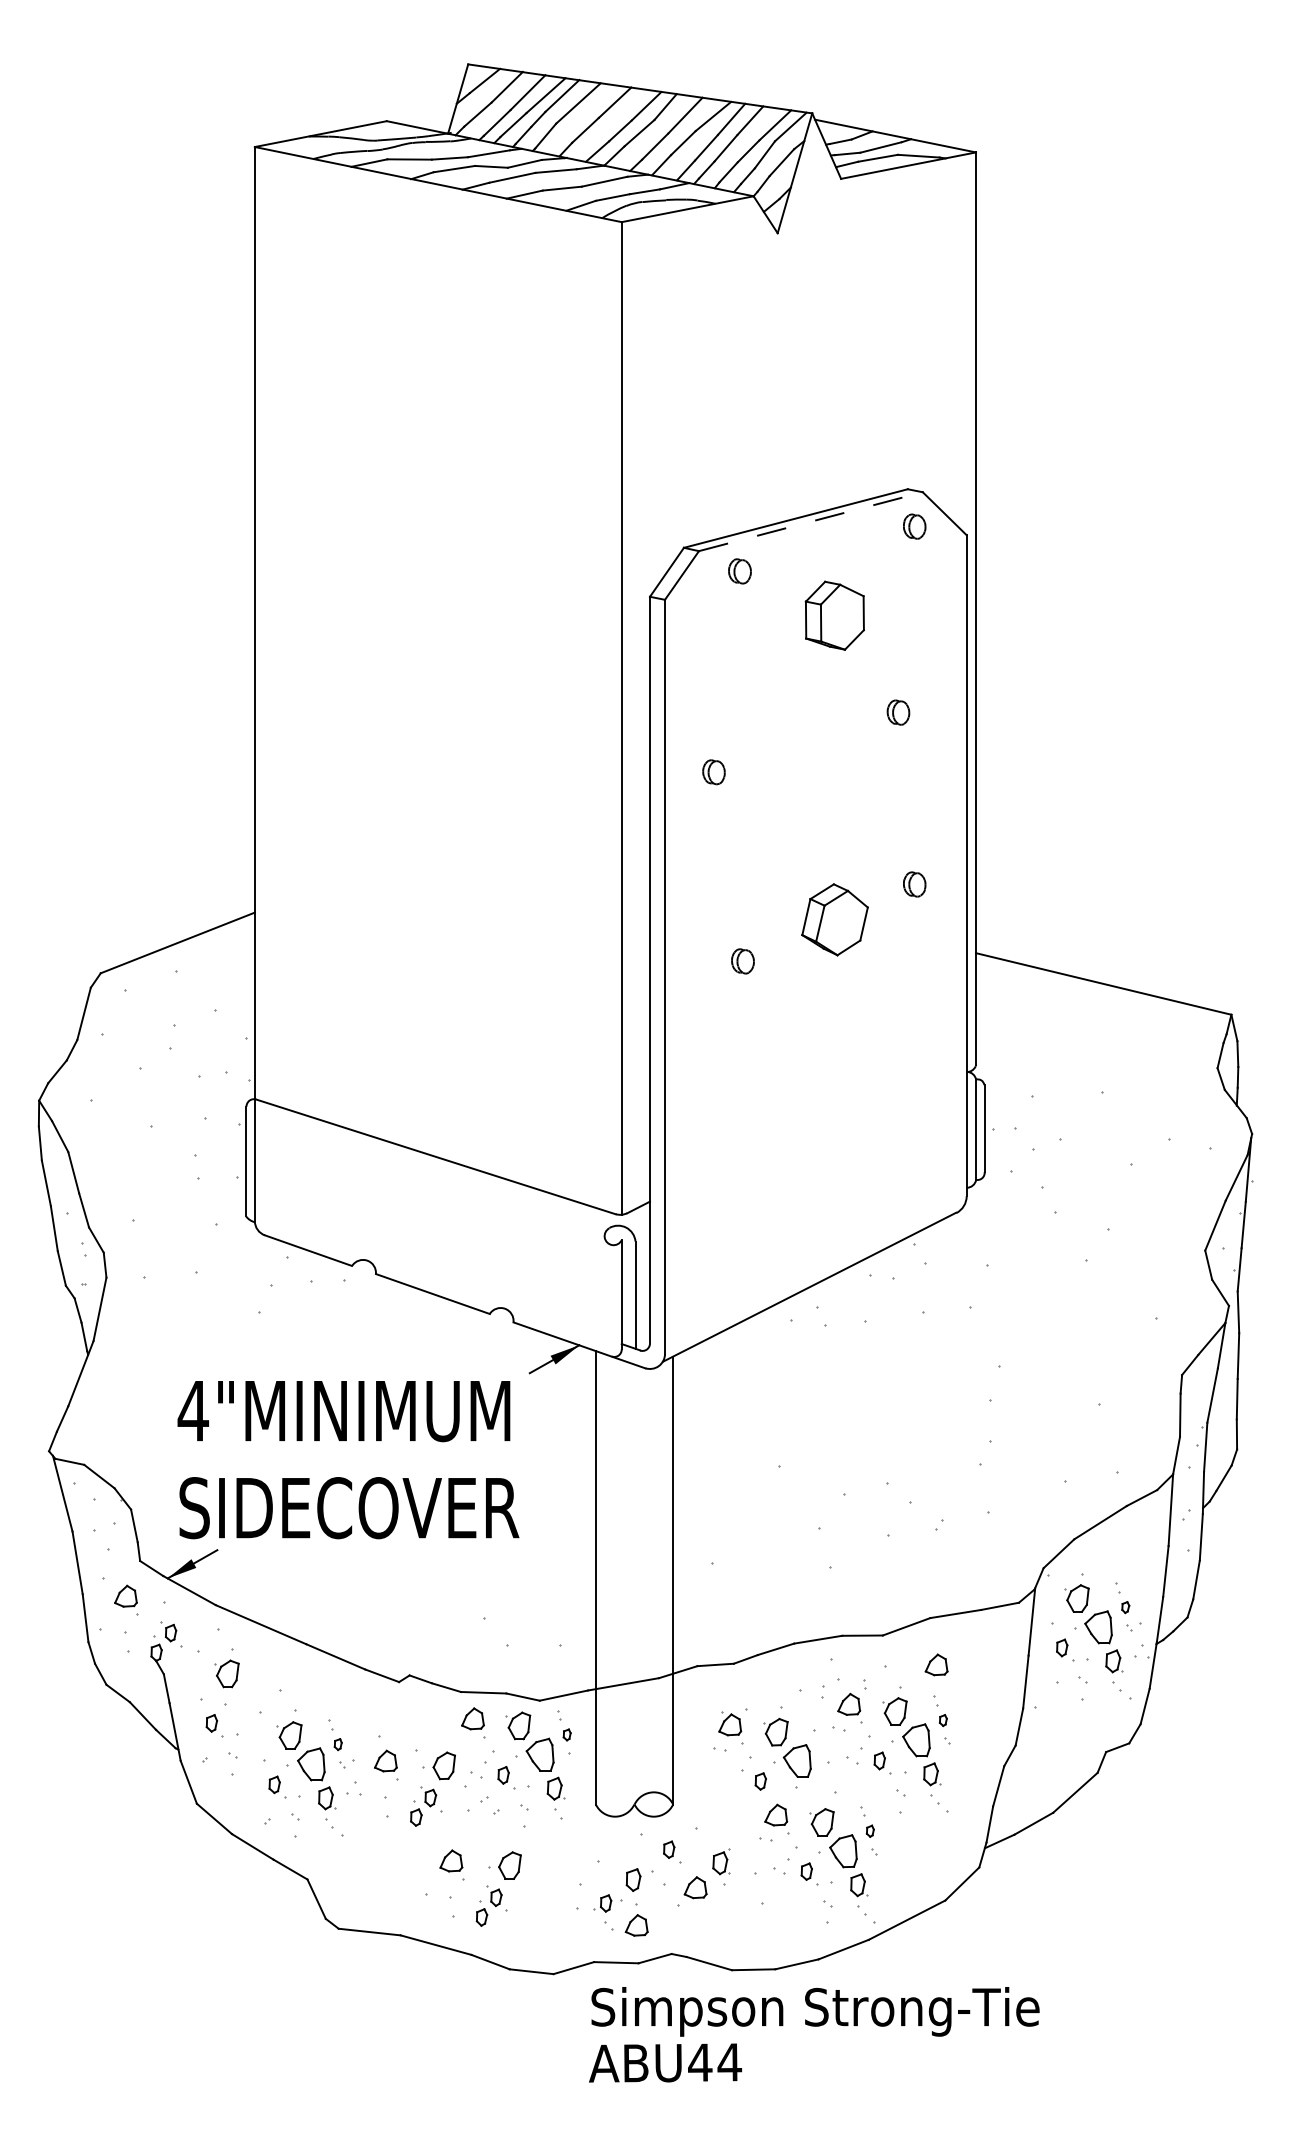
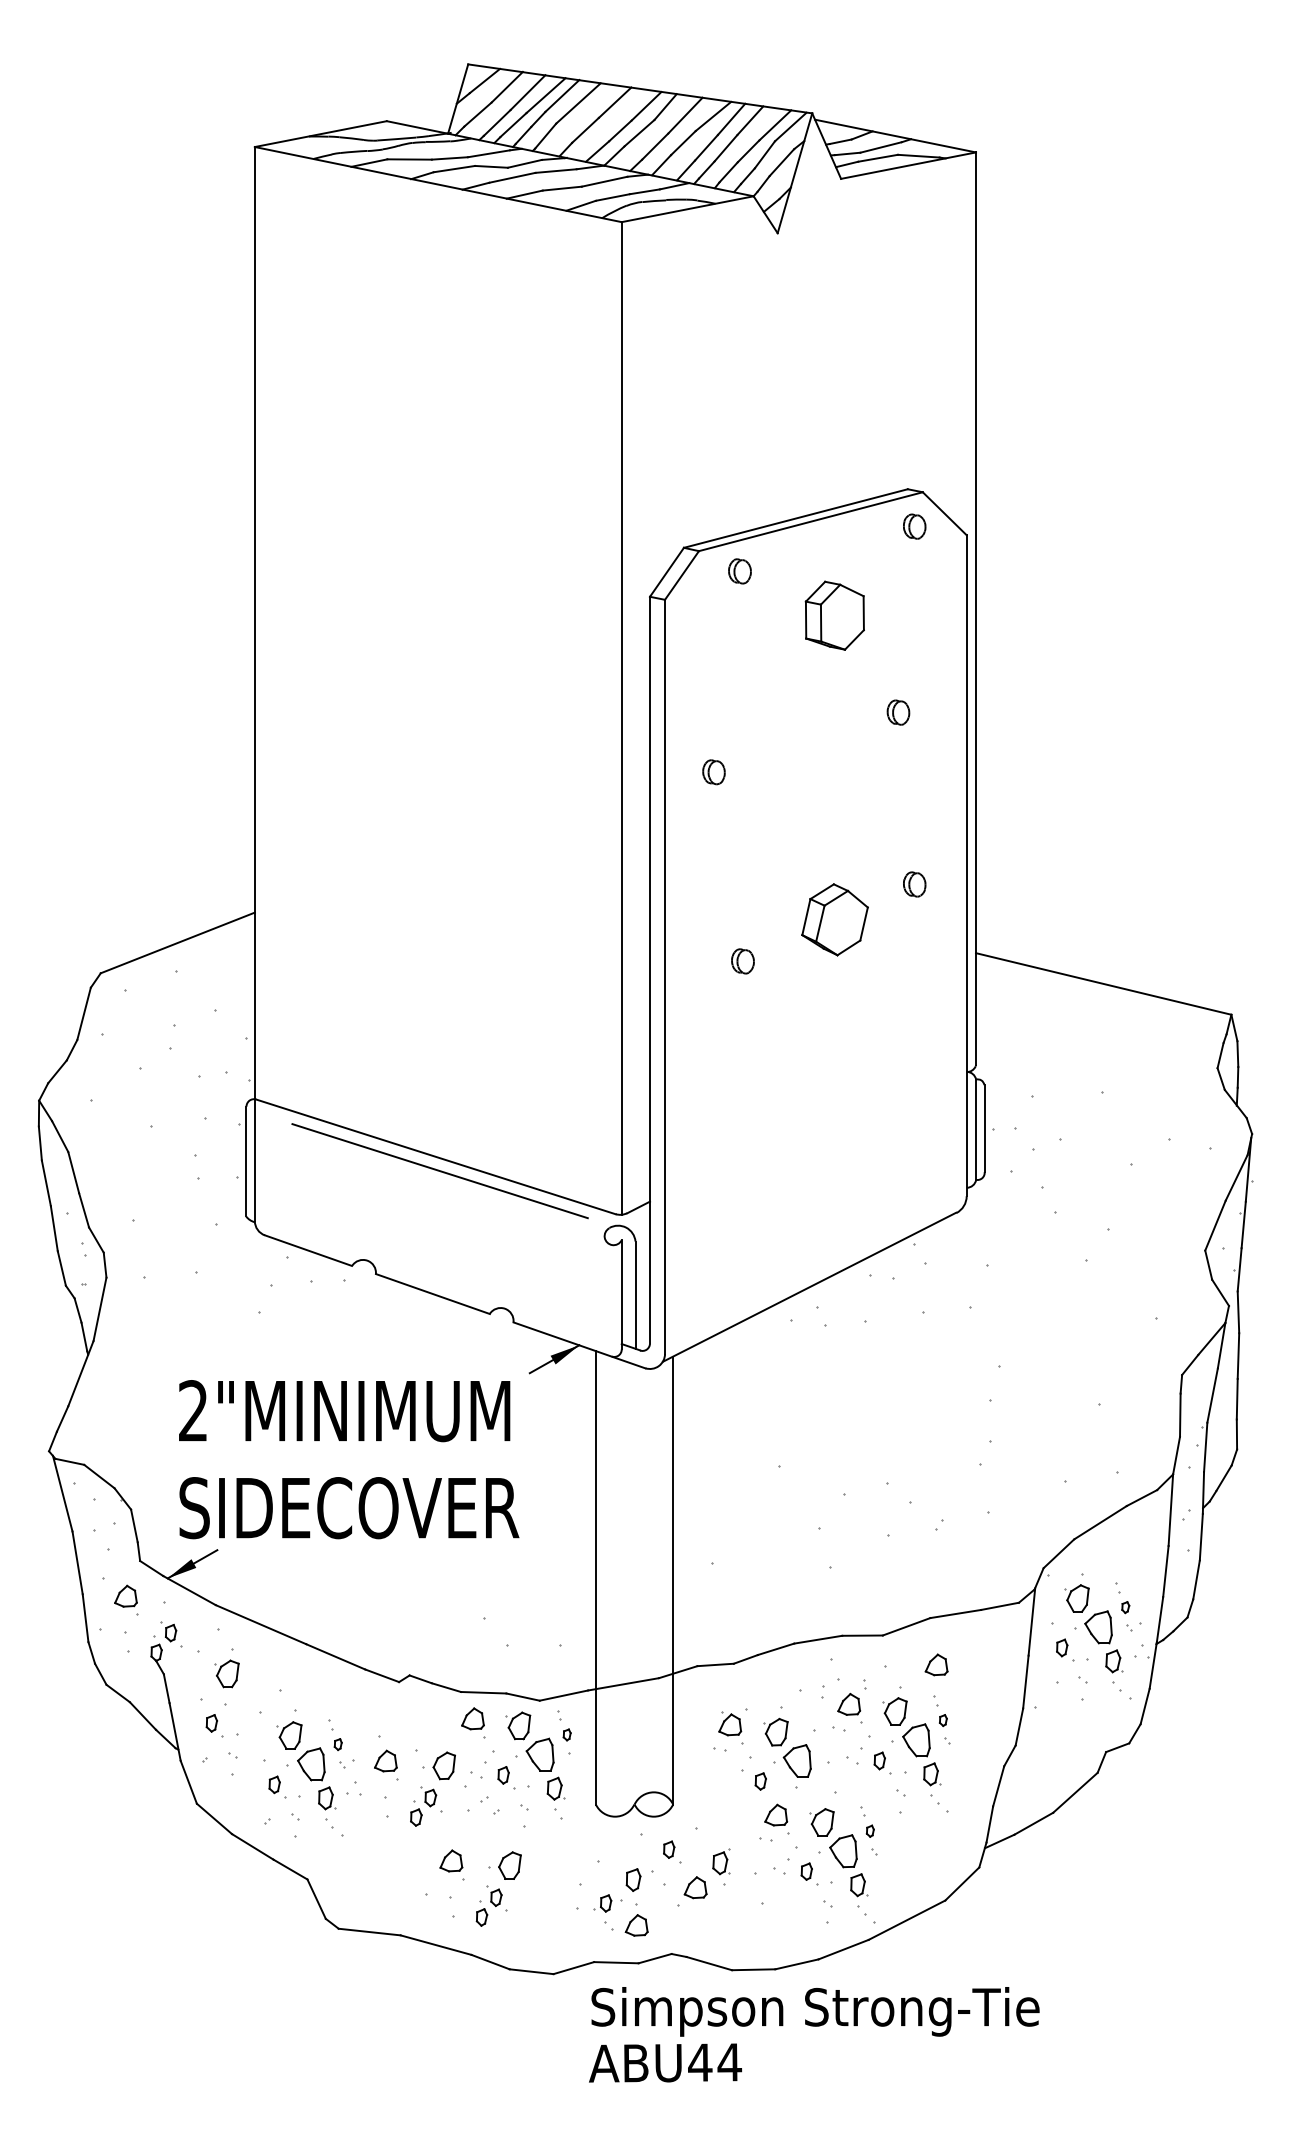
line: dashed -> solid (810, 521)
line: none -> present (439, 1171)
text: 4"MINIMUM -> 2"MINIMUM (193, 1410)
